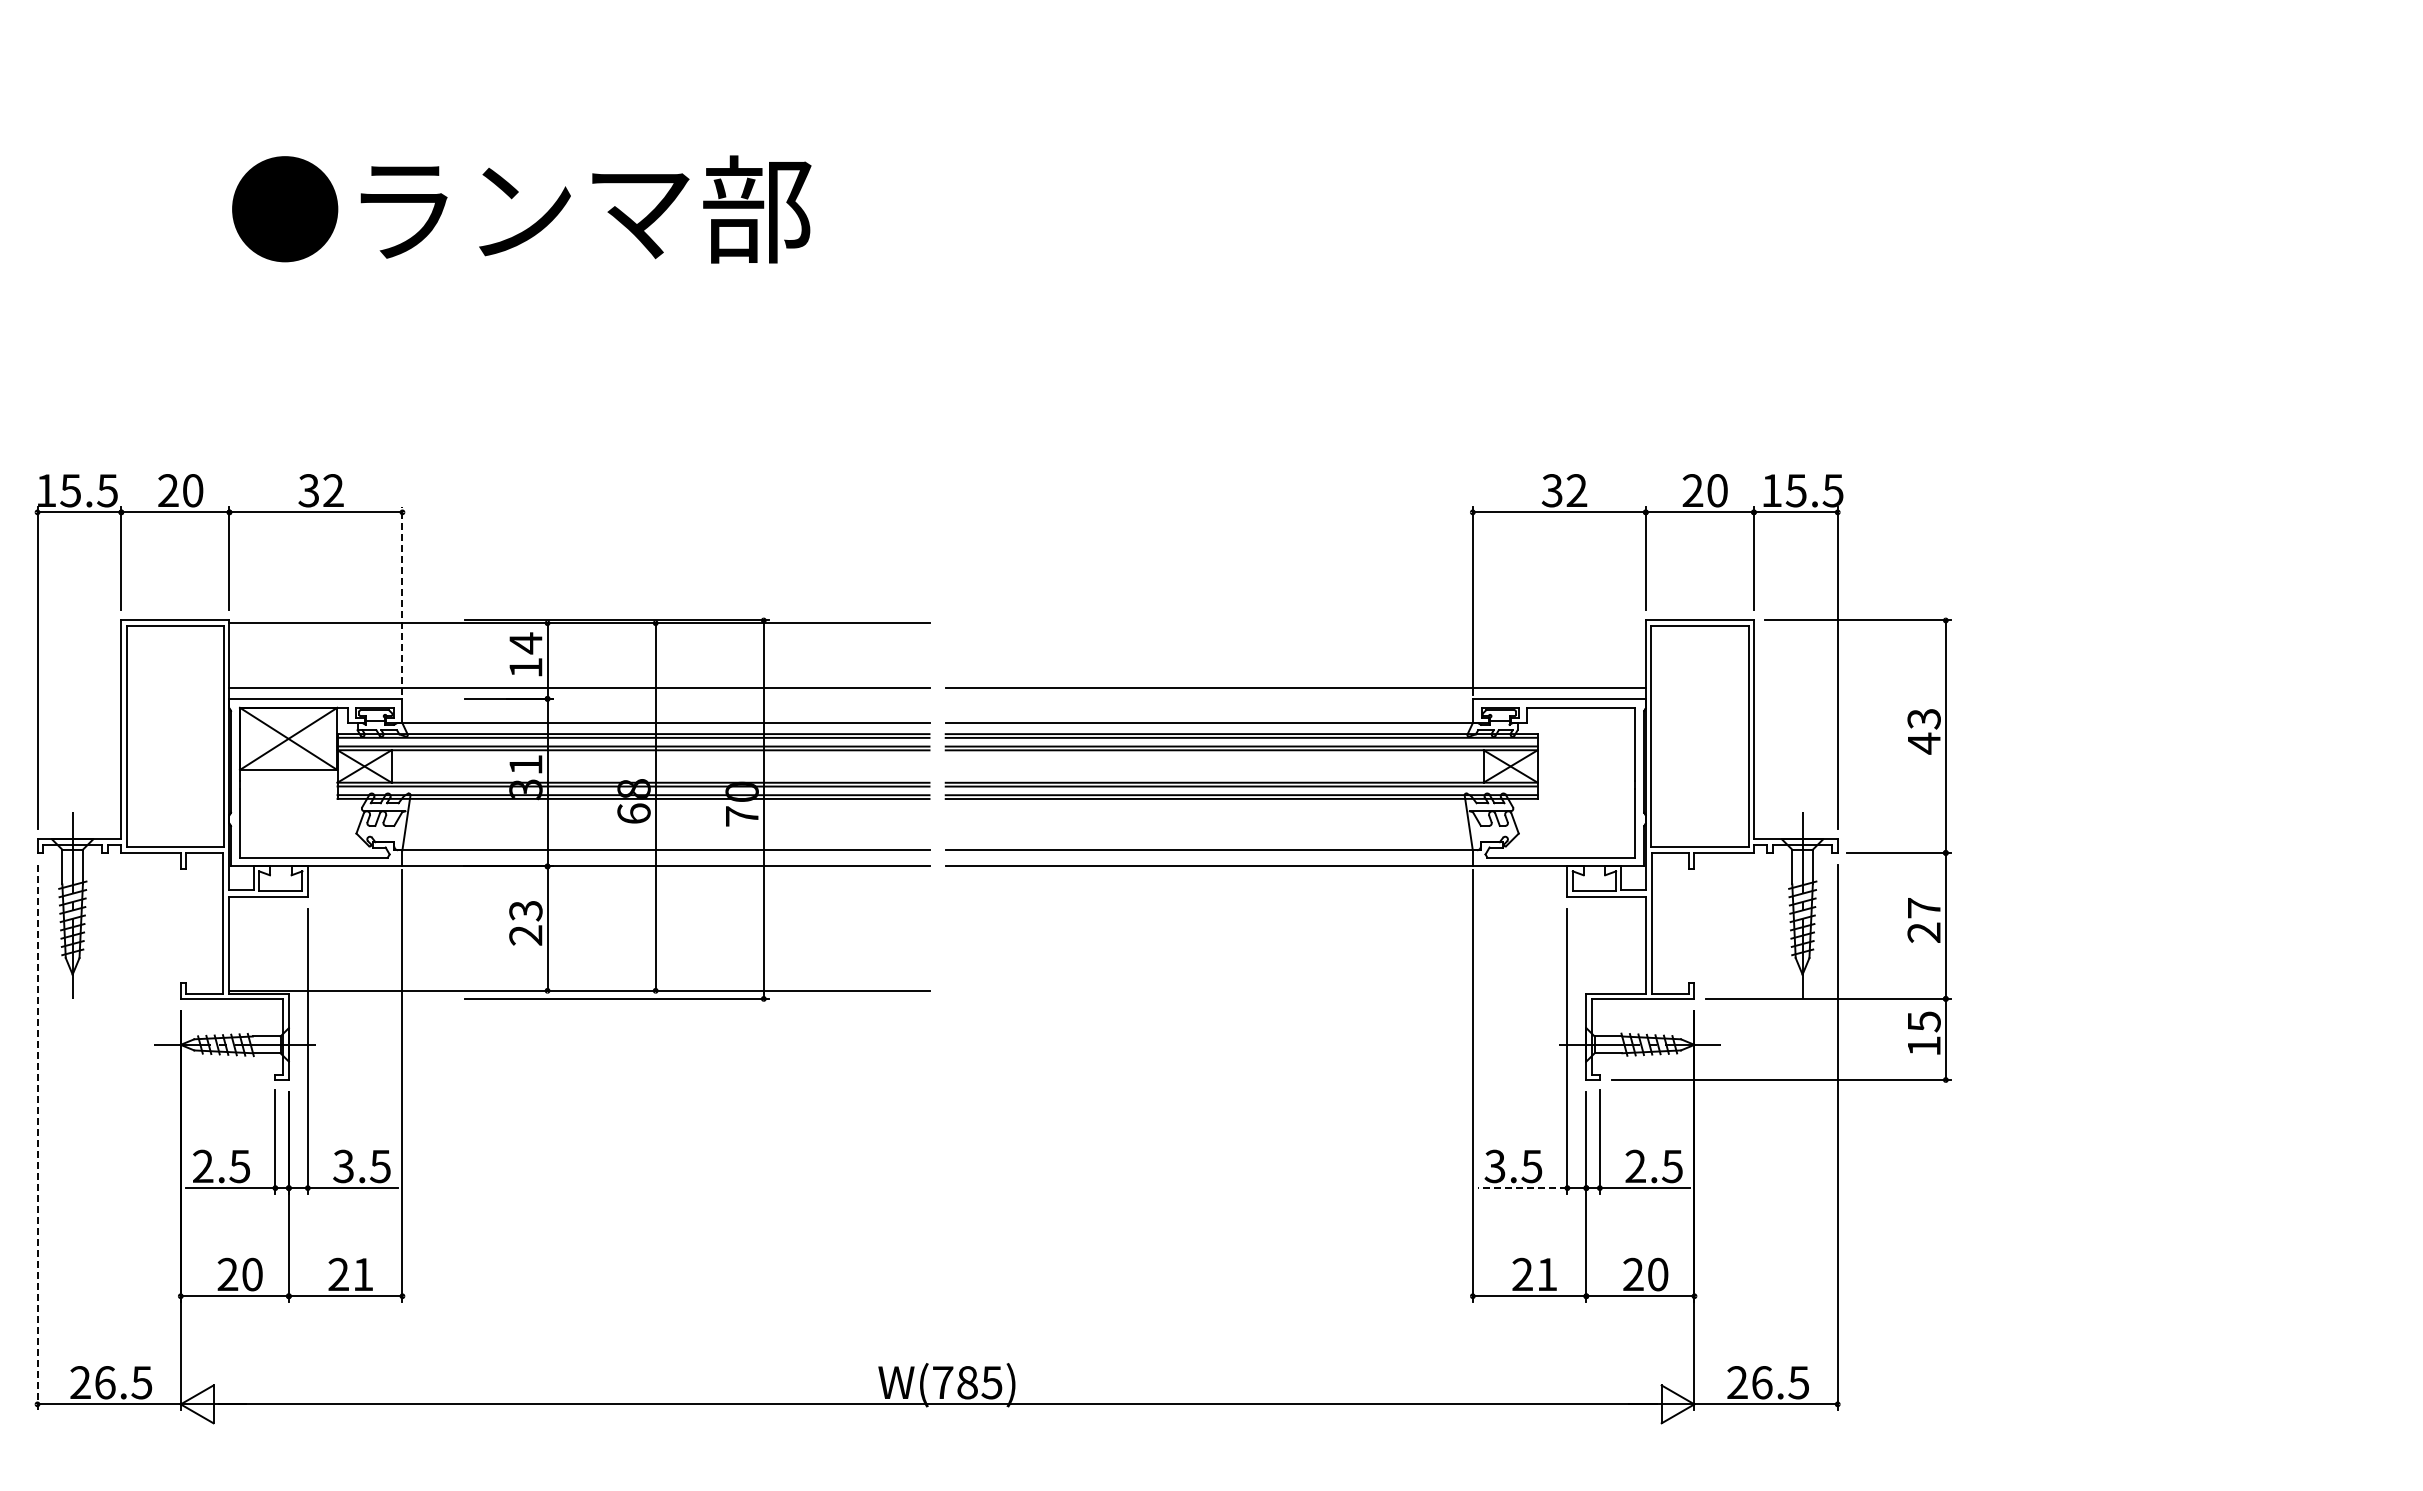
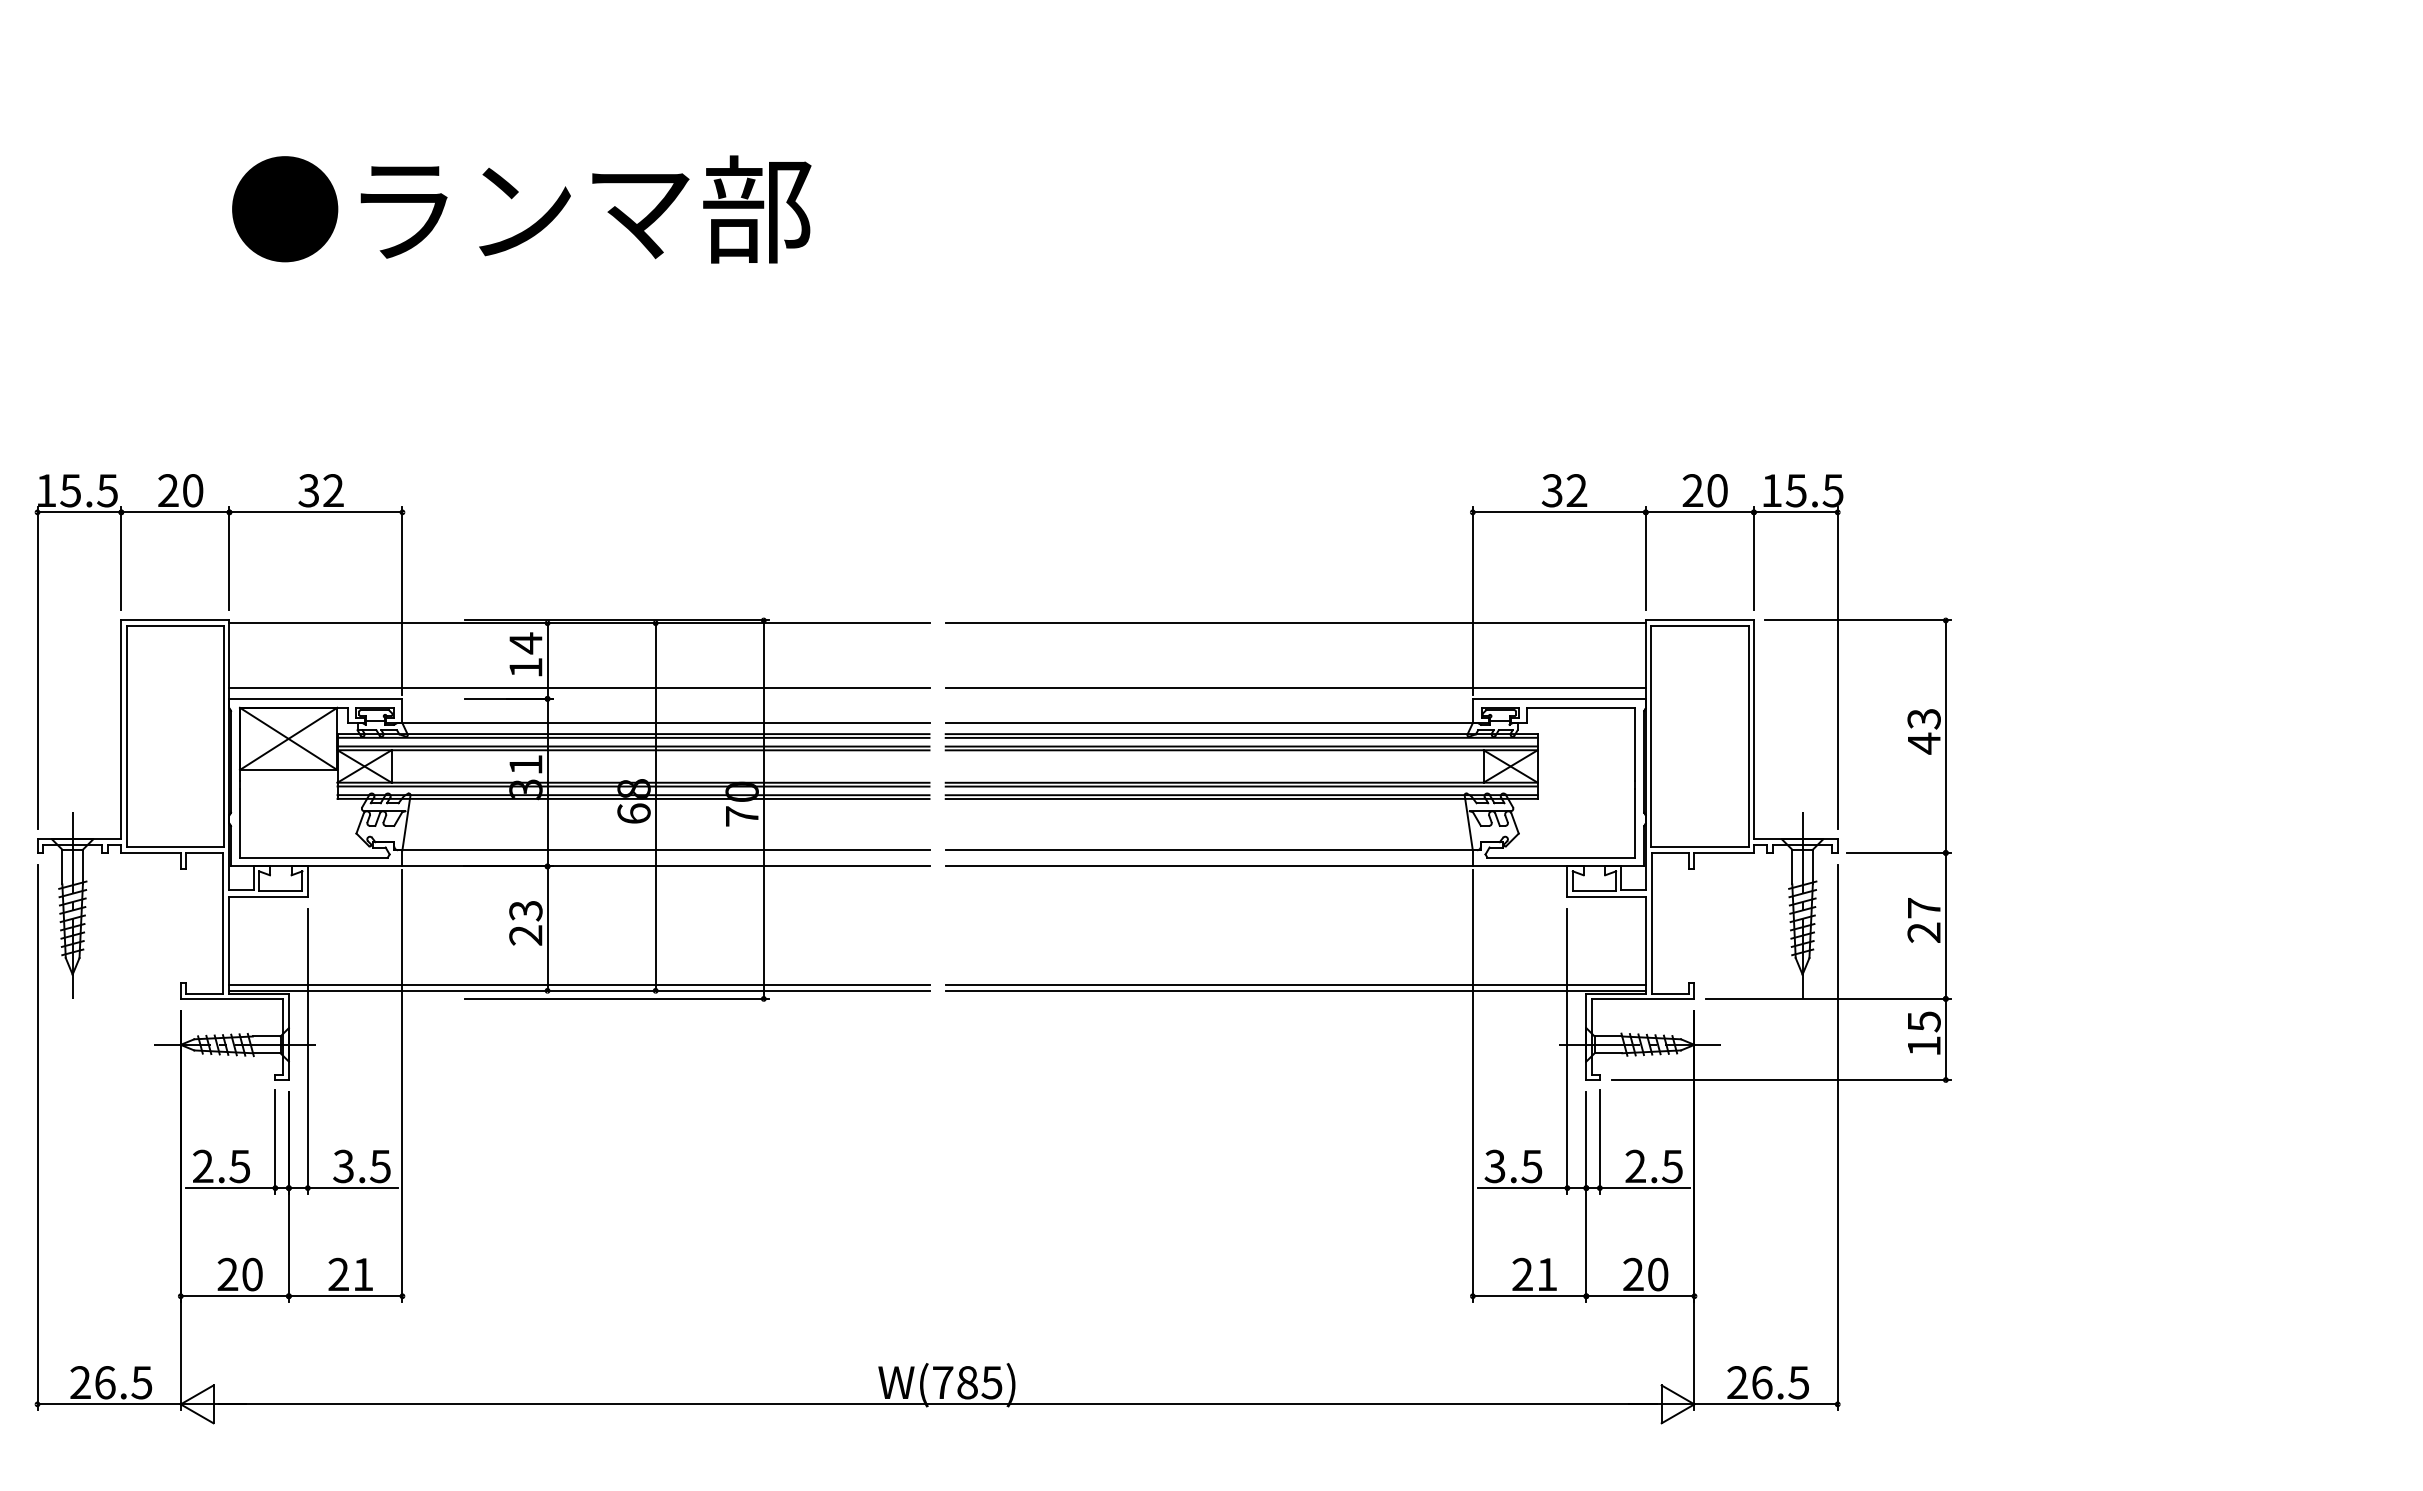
line: dashed -> solid (402, 600)
line: none -> present (1295, 623)
line: none -> present (579, 985)
line: none -> present (1295, 985)
line: none -> present (1295, 990)
line: dashed -> solid (37, 1137)
line: dashed -> solid (1522, 1188)
